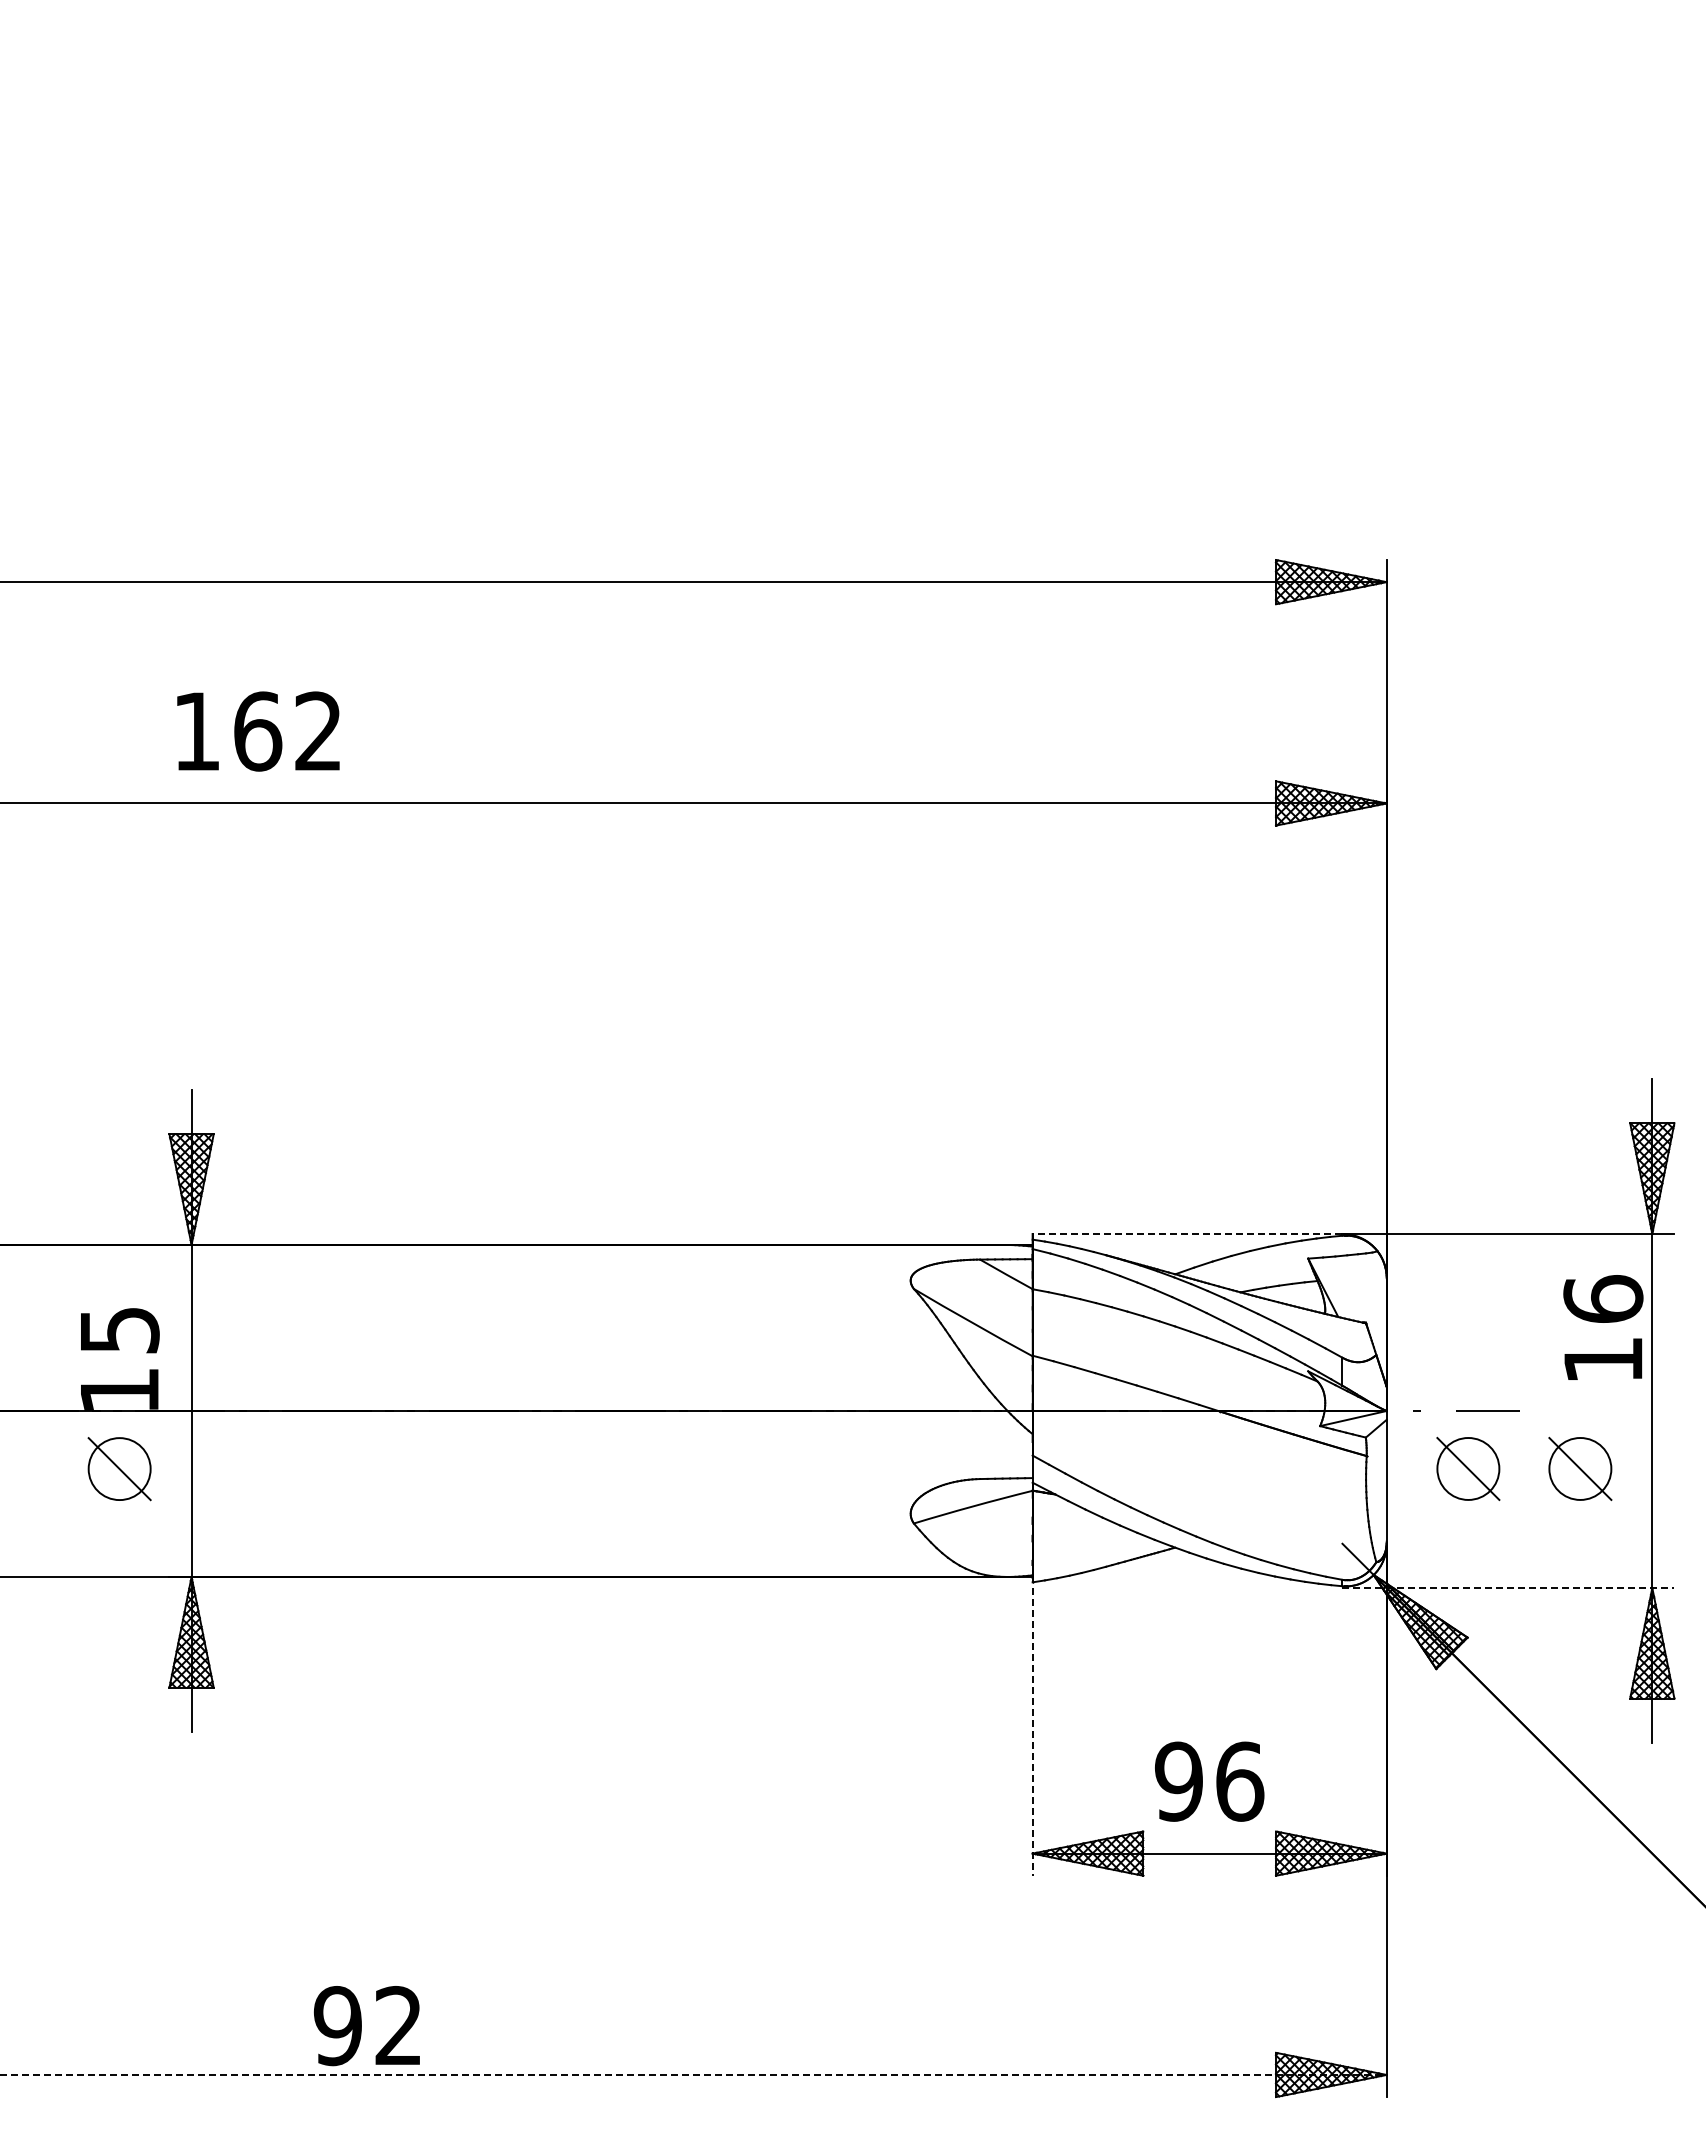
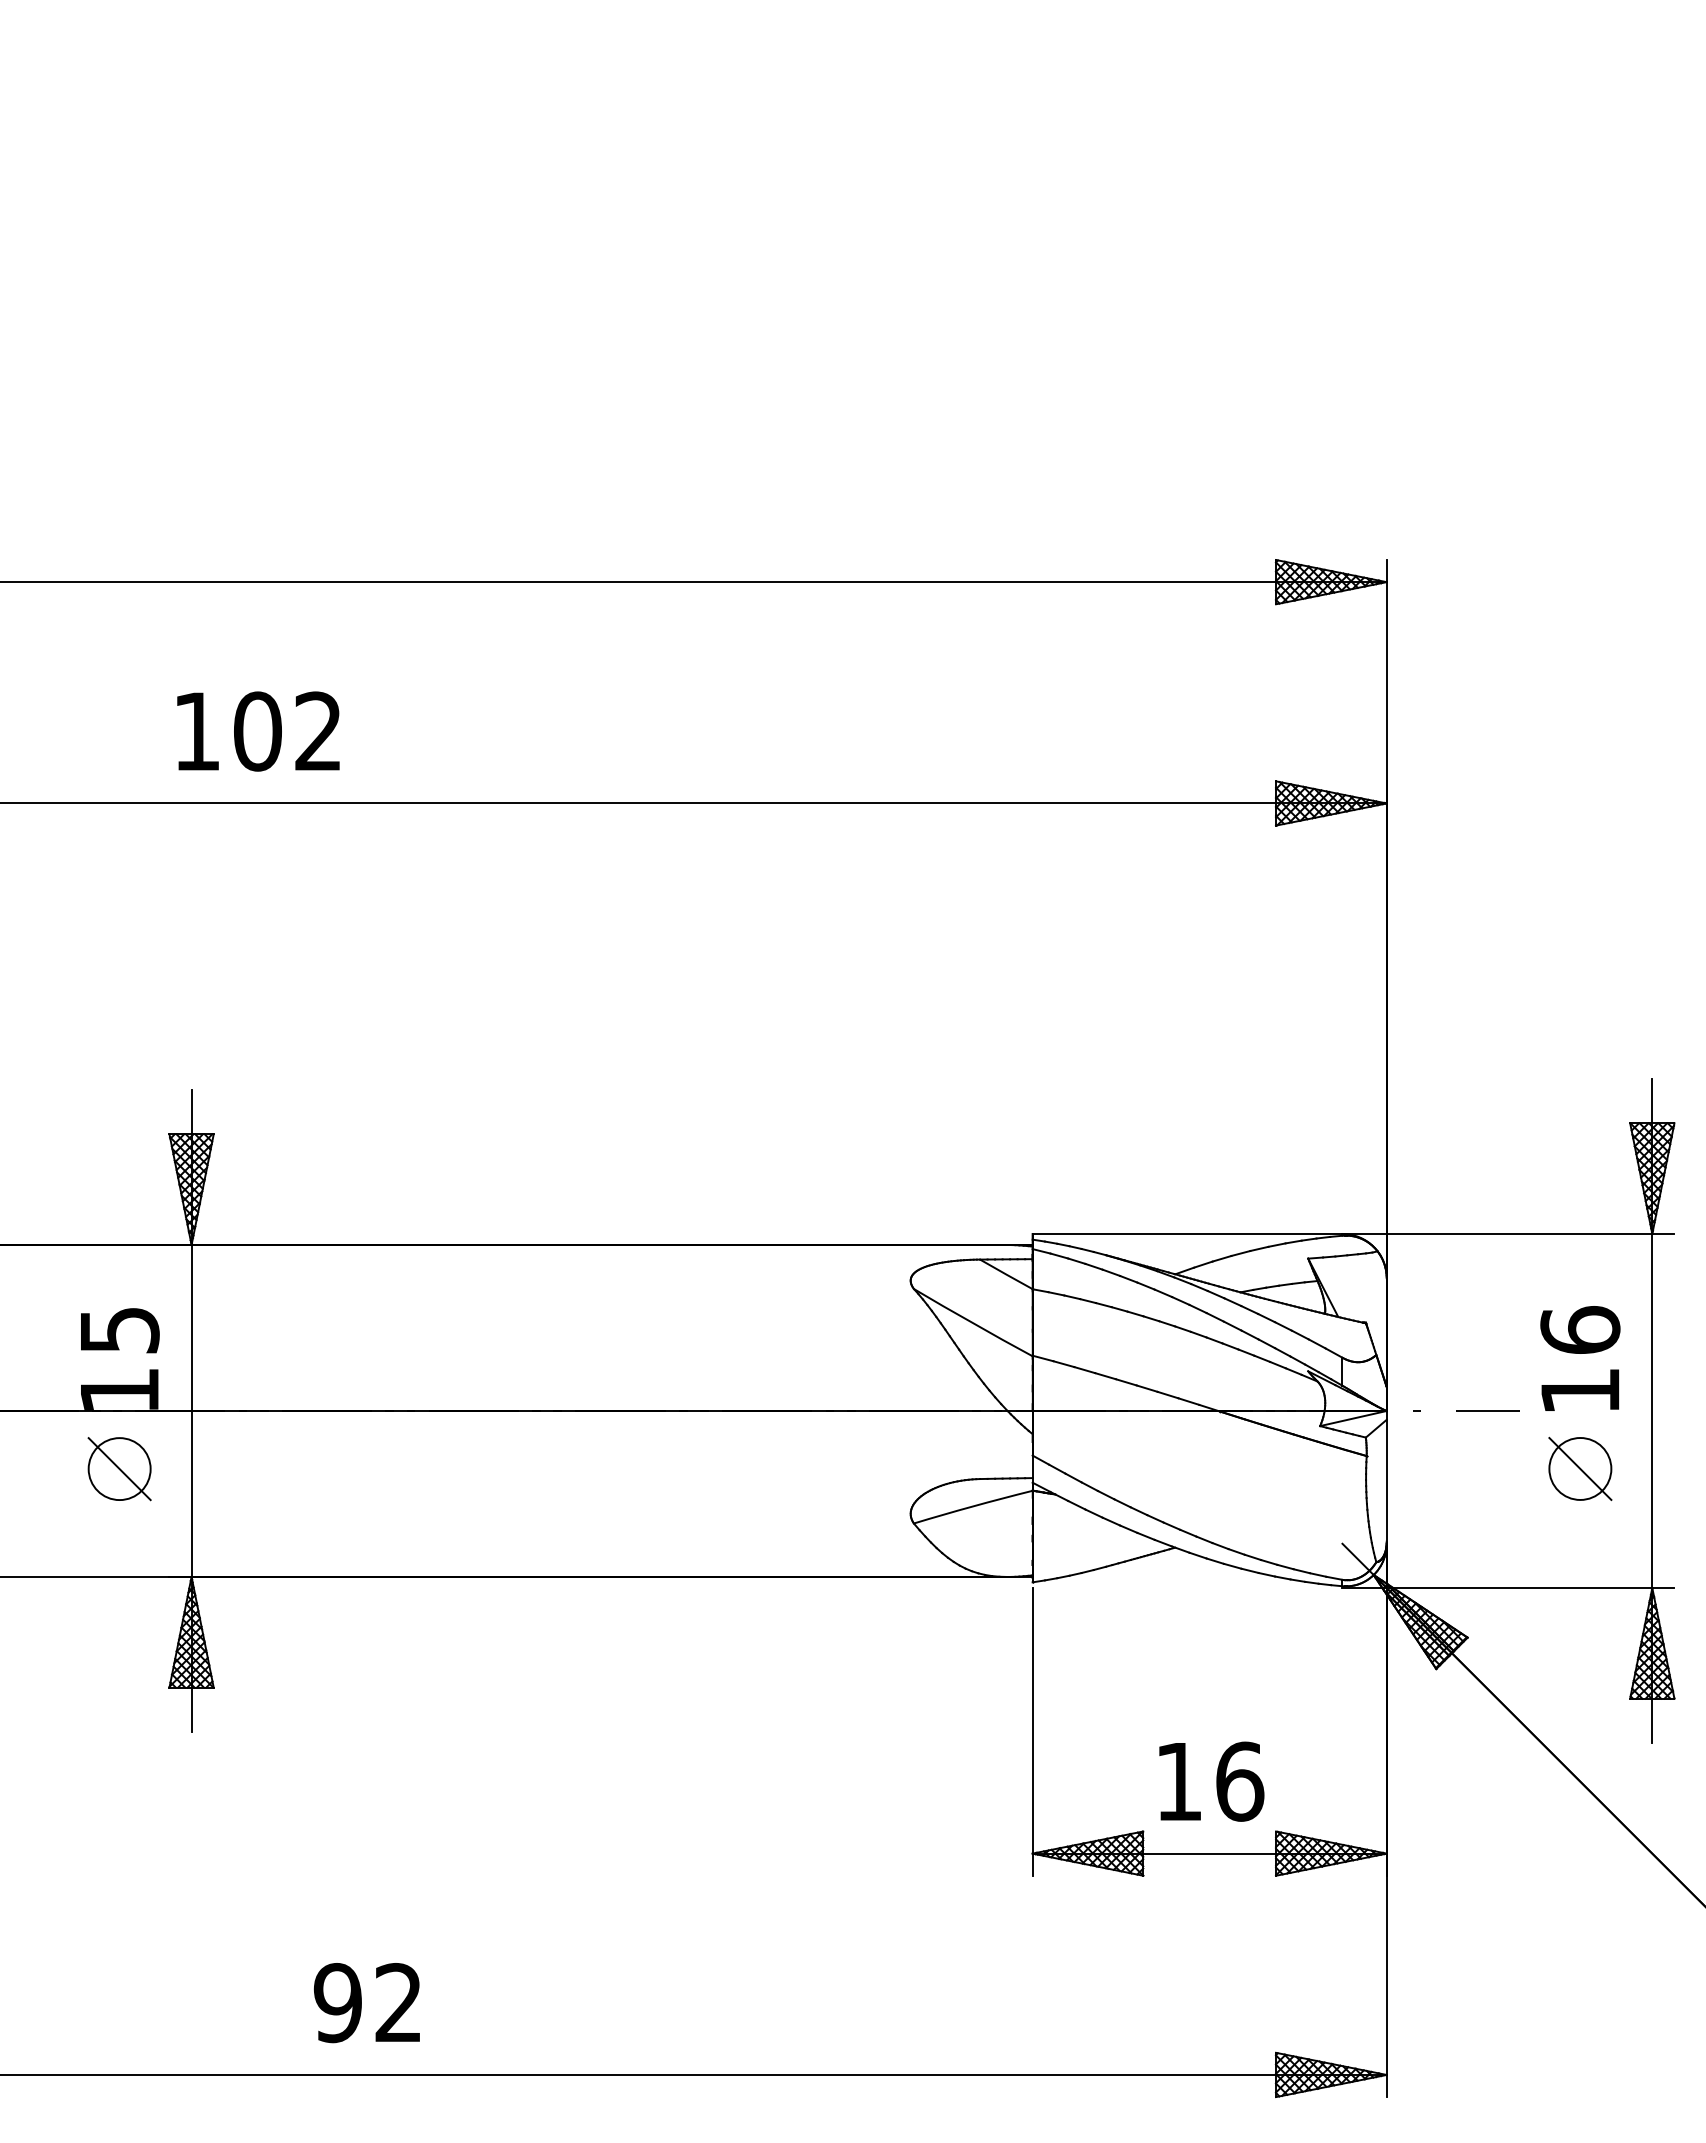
text: 162 -> 102 (258, 731)
line: dashed -> solid (1187, 1233)
text position: (1603, 1327) -> (1580, 1358) (1580, 1358)
part: present -> none (1468, 1468)
line: dashed -> solid (1508, 1588)
line: dashed -> solid (1032, 1731)
text: 96 -> 16 (1178, 1781)
text position: (366, 2026) -> (366, 2003) (366, 2003)
line: dashed -> solid (694, 2074)
